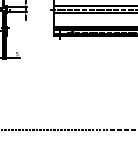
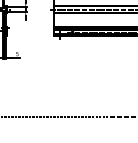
line position: (68, 129) -> (68, 116) (68, 116)
